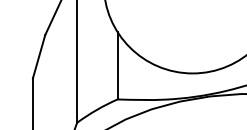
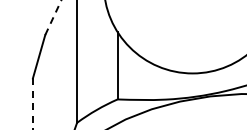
line: solid -> dashed (53, 17)
line: solid -> dashed (32, 104)
